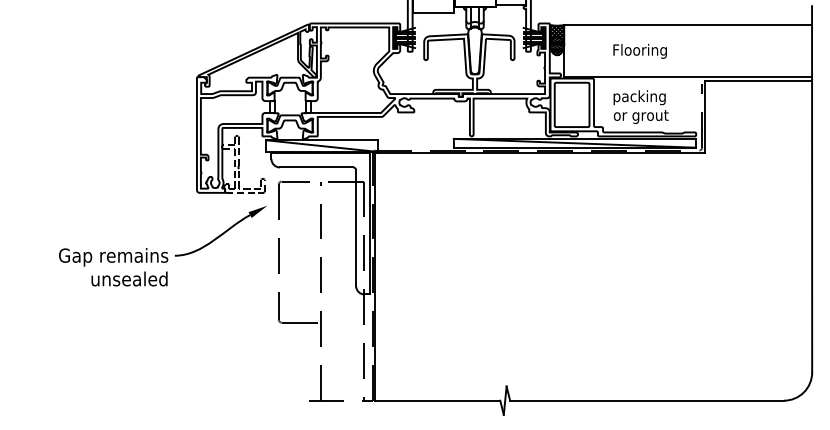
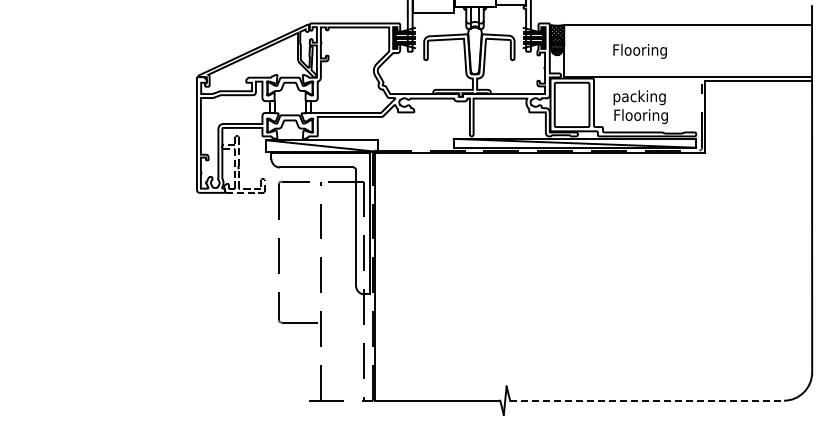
text: or grout -> Flooring (640, 116)
part: present -> none (162, 246)
line: solid -> dashed (647, 400)
